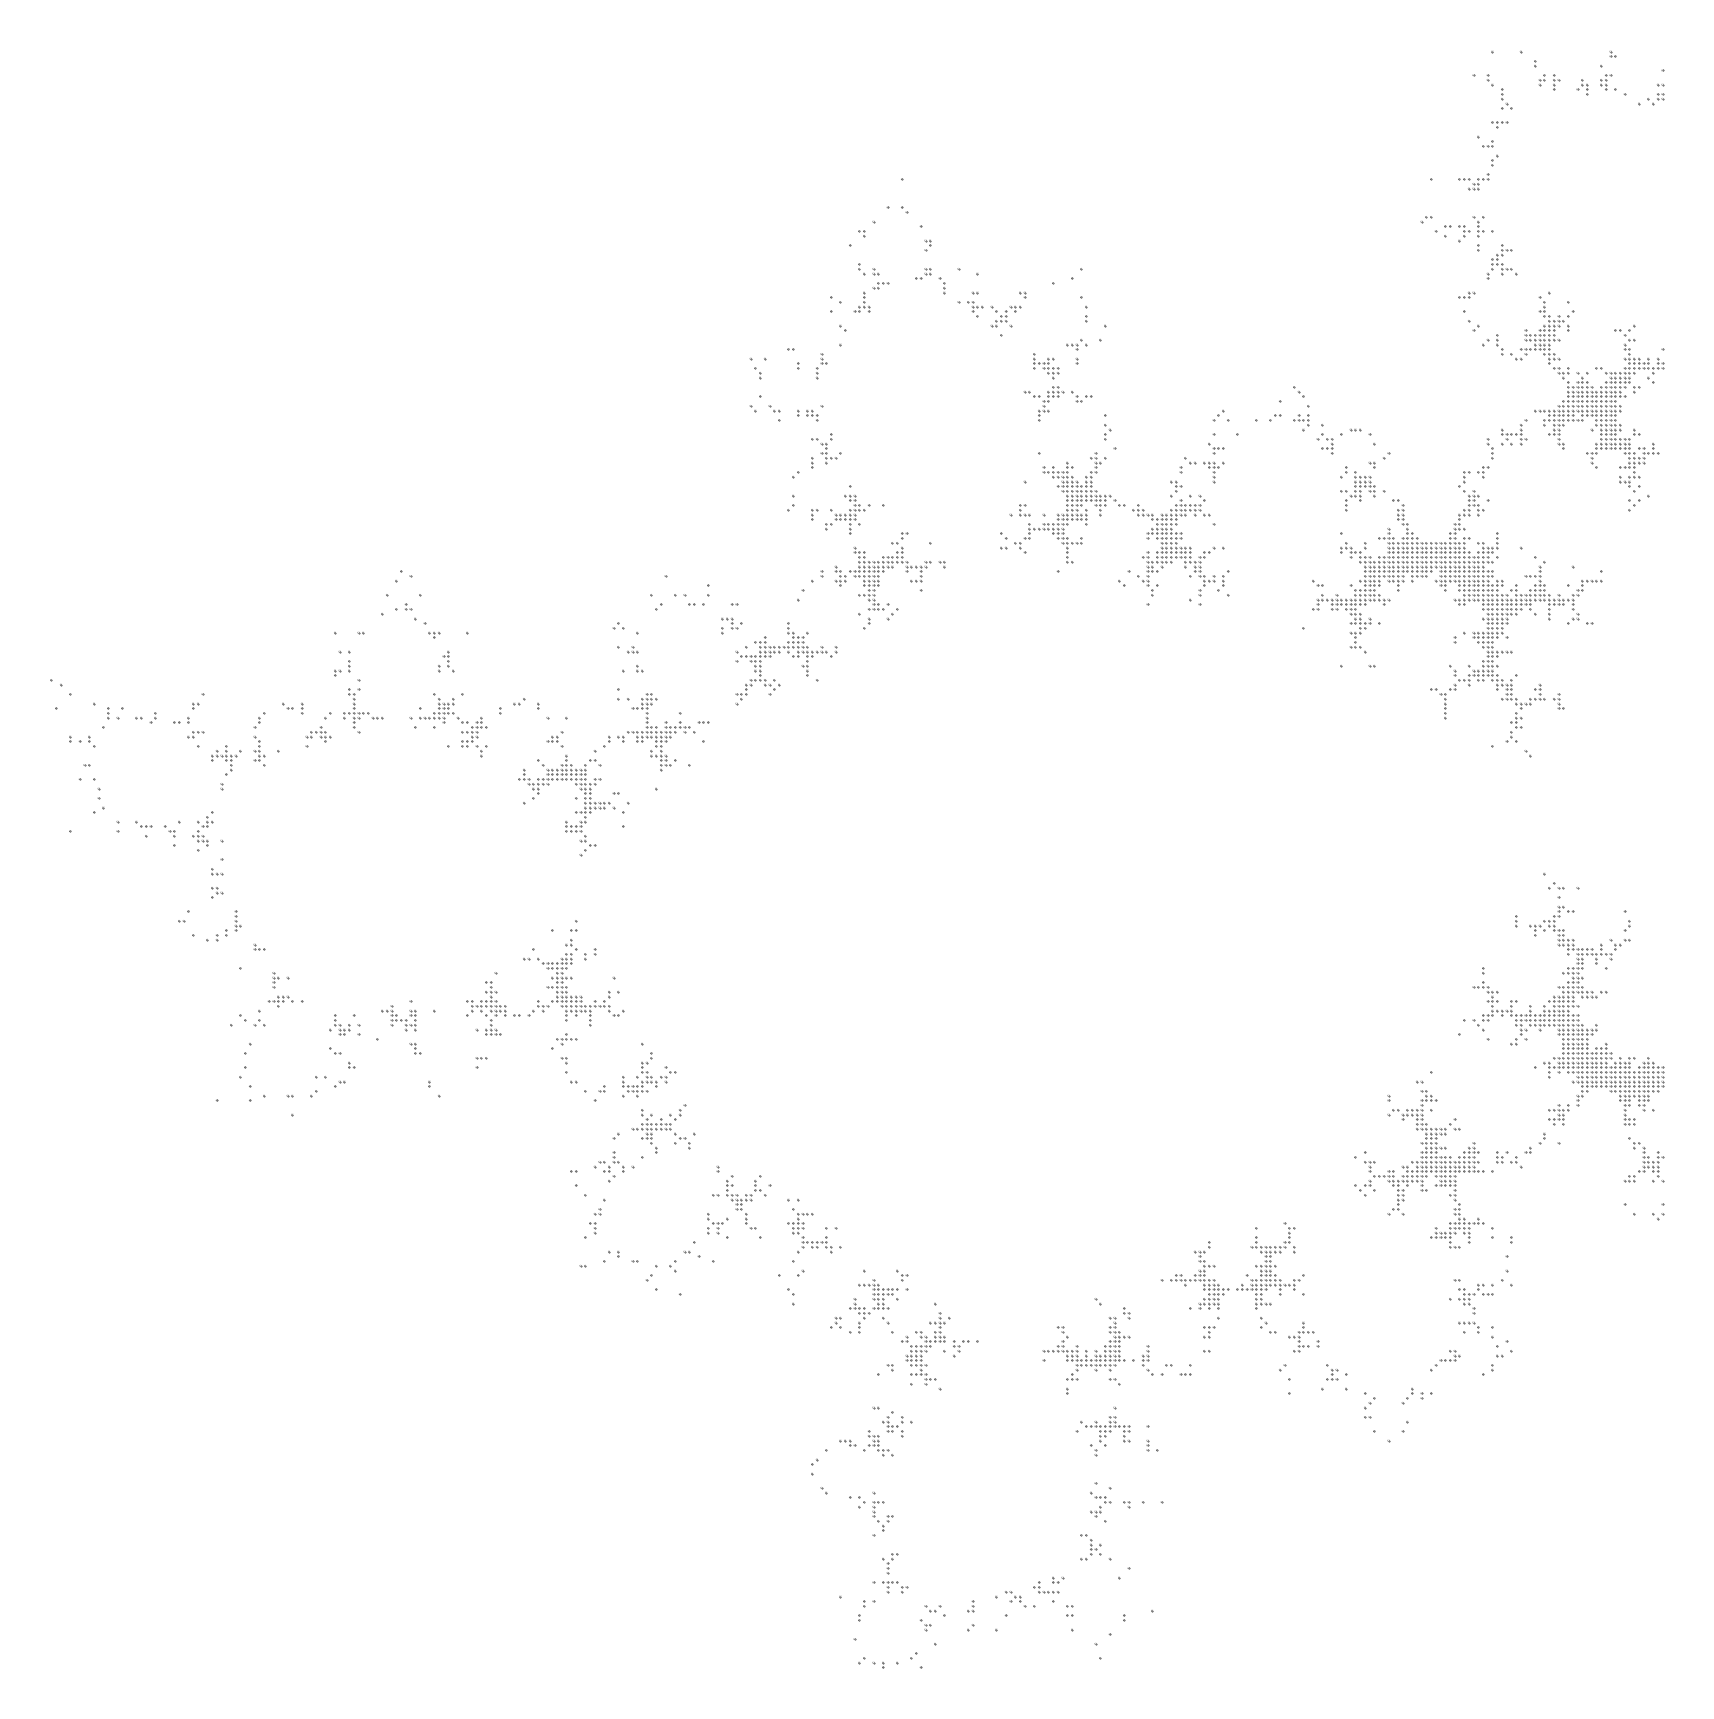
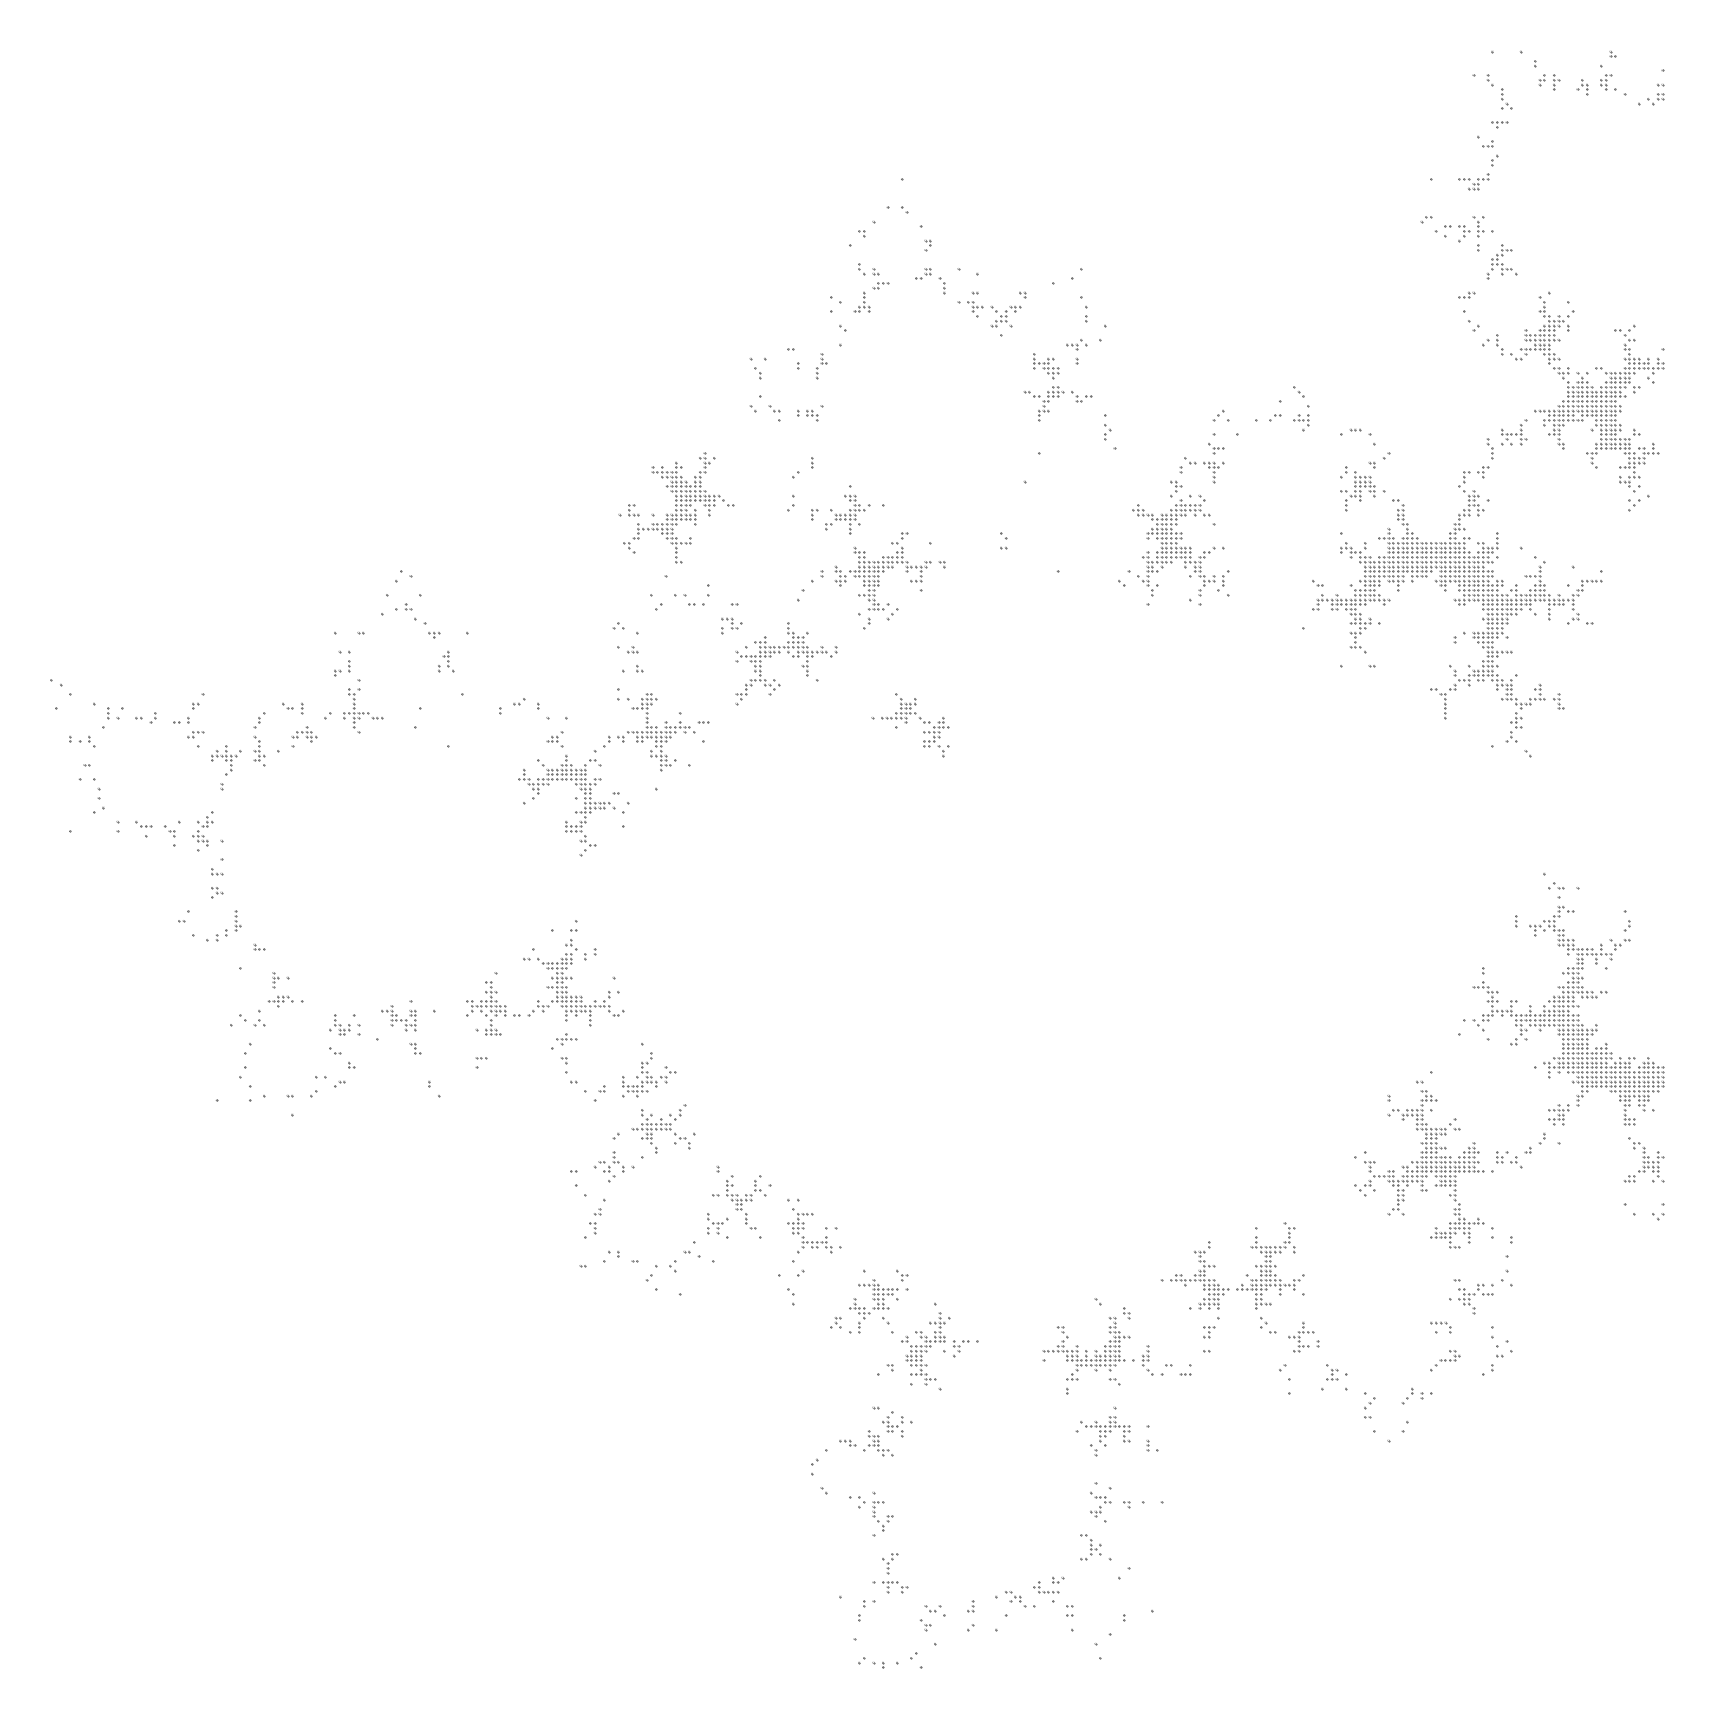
part: present -> none (1324, 439)
part: present -> none (826, 448)
part position: (1067, 507) -> (676, 507) (676, 507)
part position: (448, 725) -> (910, 725) (910, 725)
part position: (318, 736) -> (304, 736) (304, 736)
part position: (1468, 1327) -> (1440, 1327) (1440, 1327)
